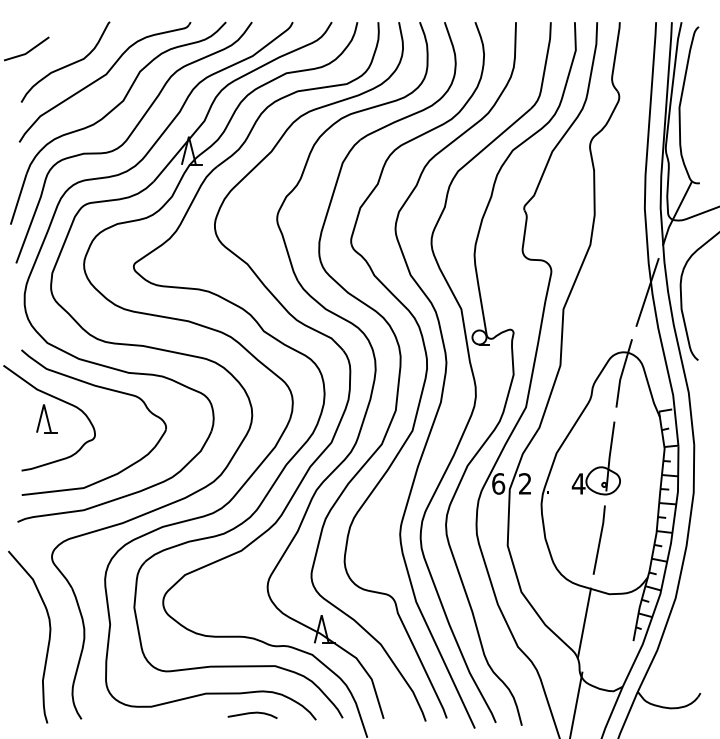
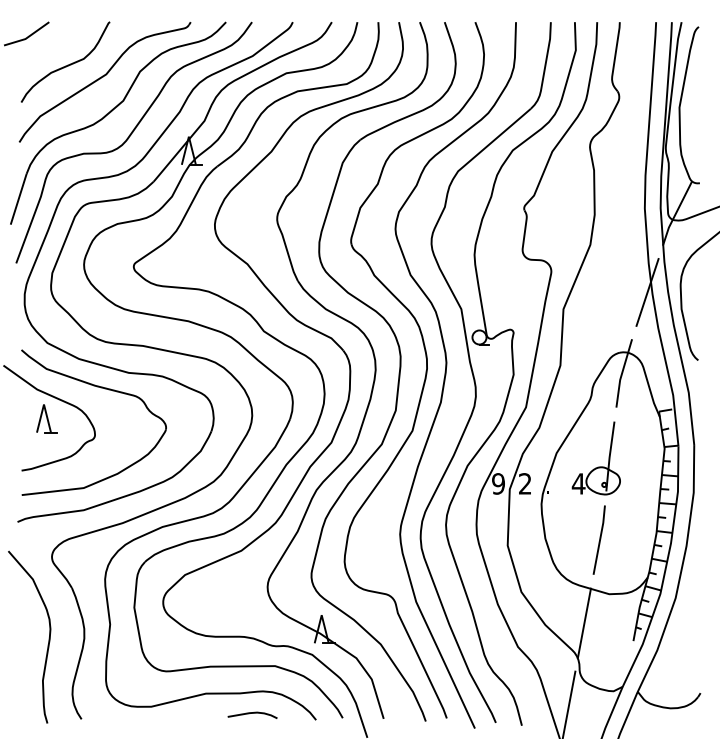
line position: (28, 50) -> (28, 35) (28, 35)
text: 6 -> 9 (498, 483)
line position: (576, 703) -> (569, 703) (569, 703)
